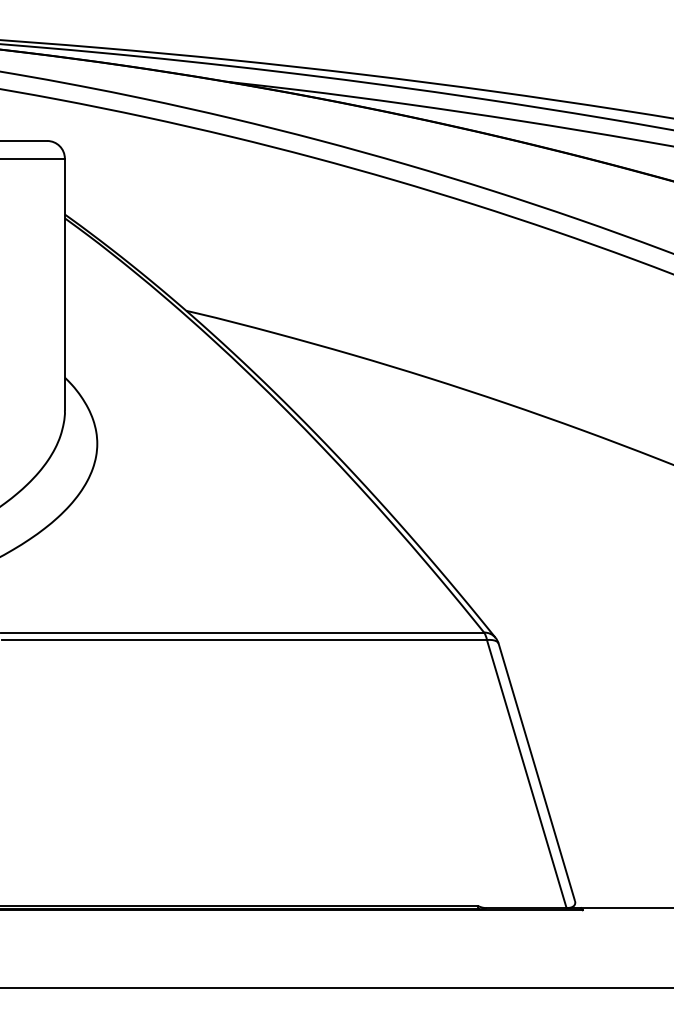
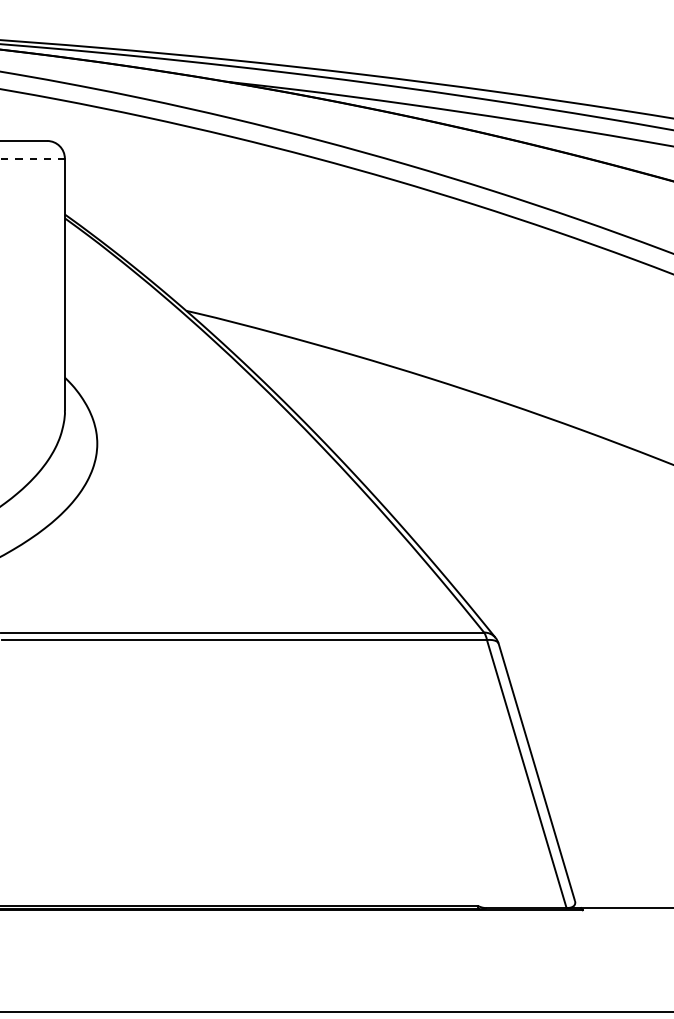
line: solid -> dashed (32, 158)
line position: (336, 988) -> (336, 1012) (336, 1012)
